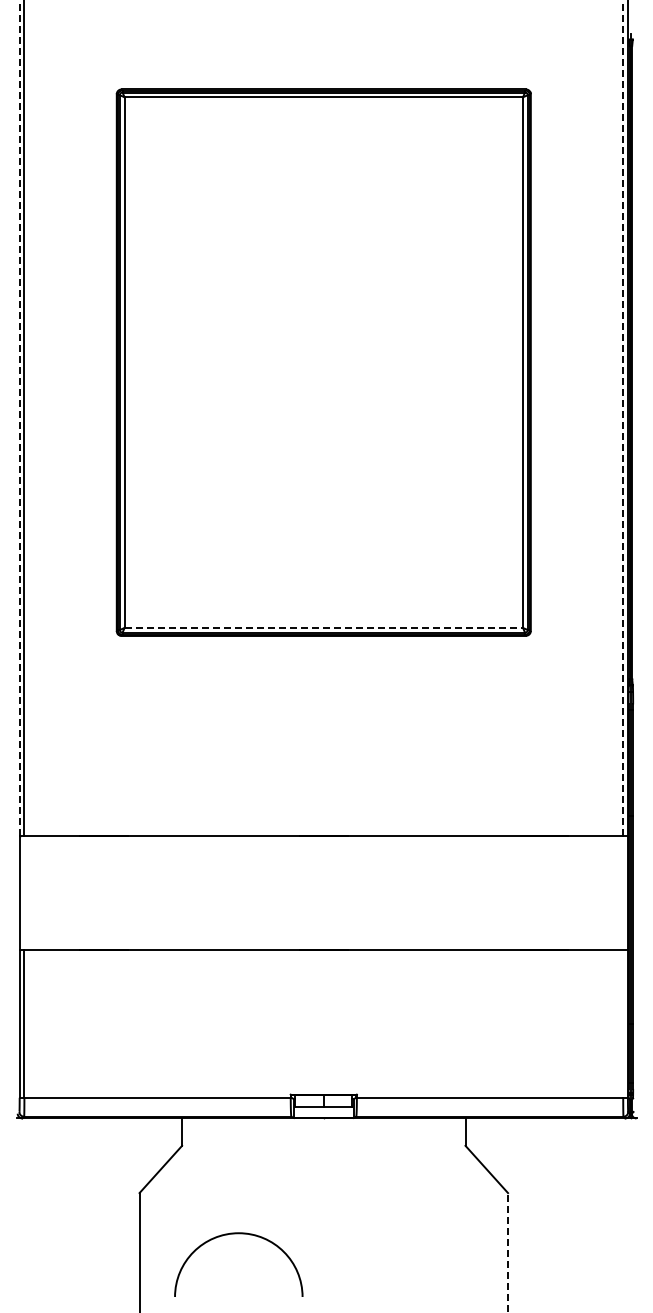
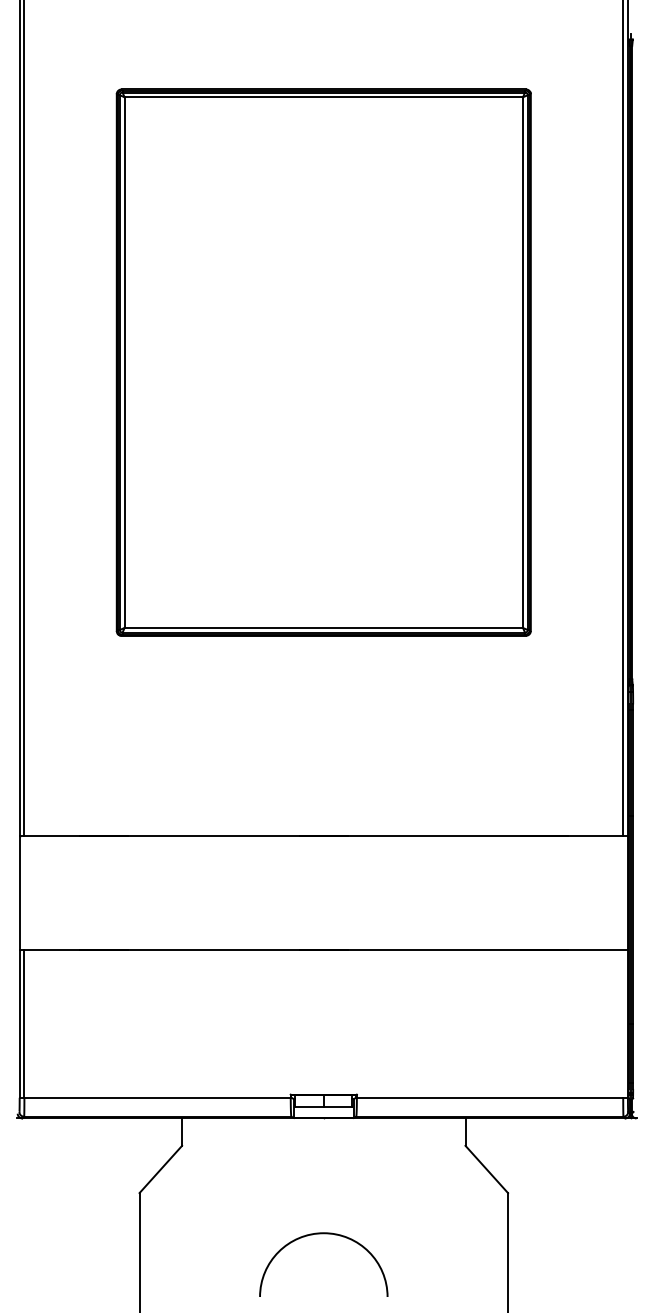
line: dashed -> solid (19, 418)
line: dashed -> solid (623, 418)
line: dashed -> solid (324, 628)
arc position: (238, 1234) -> (323, 1234) (323, 1234)
line: dashed -> solid (508, 1253)
